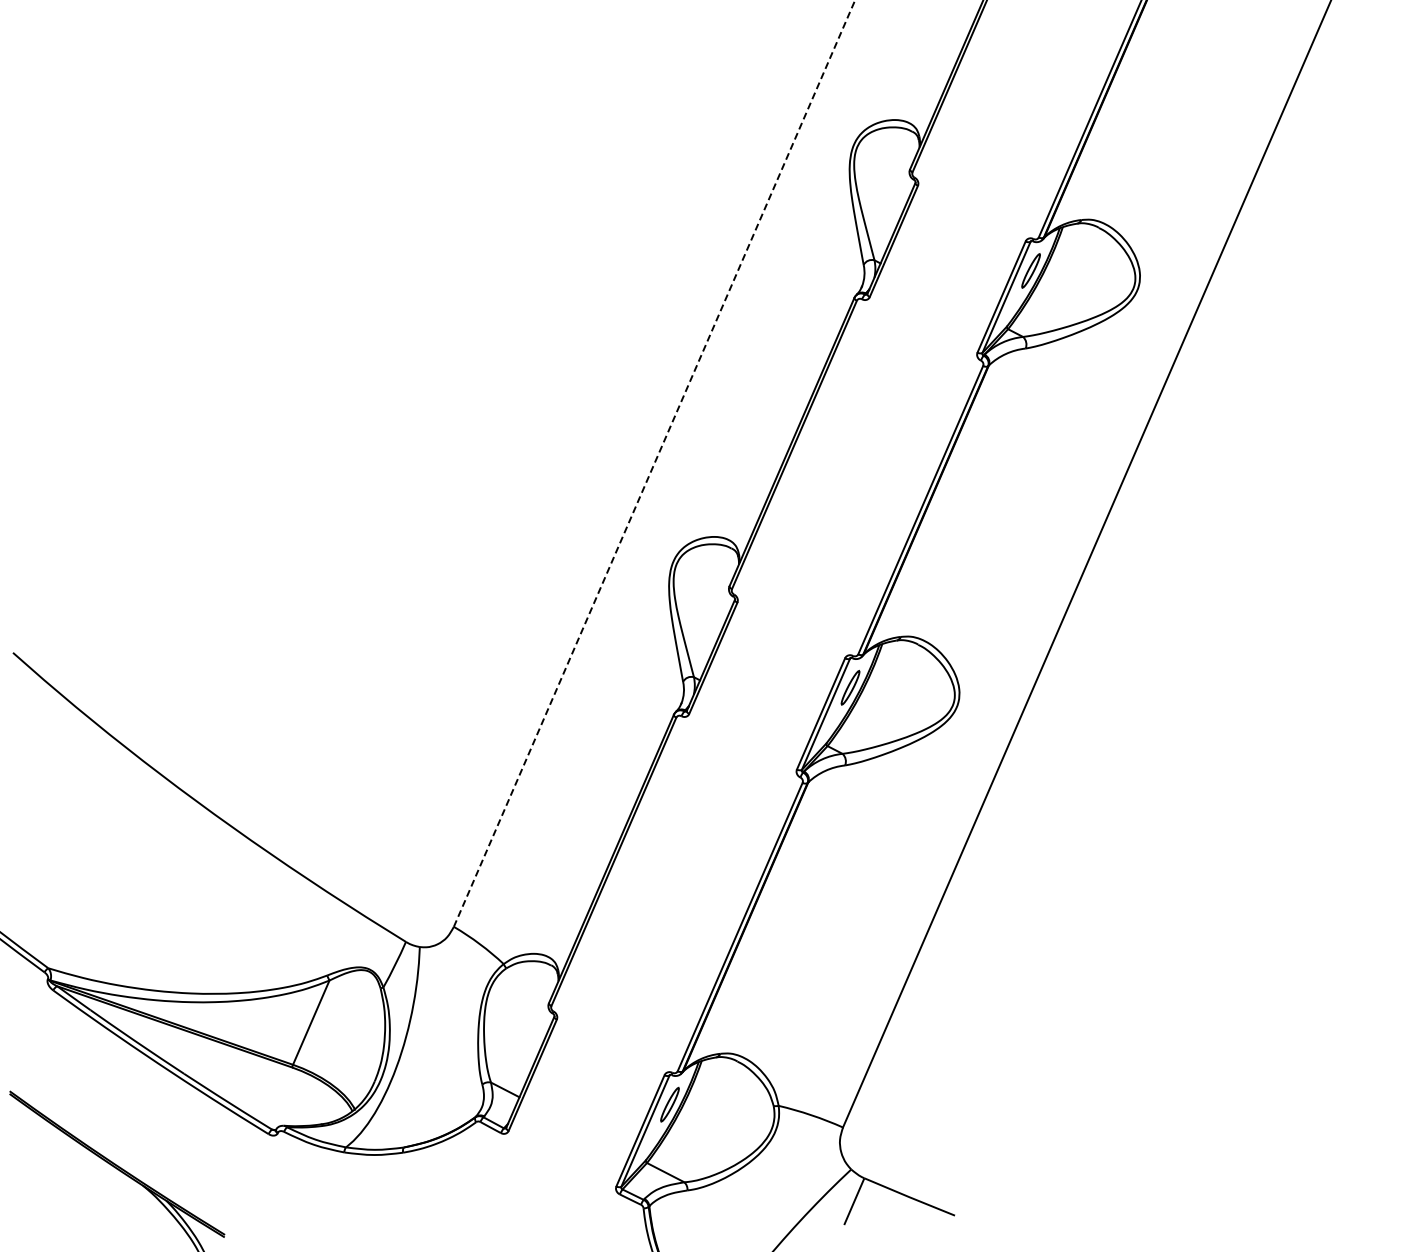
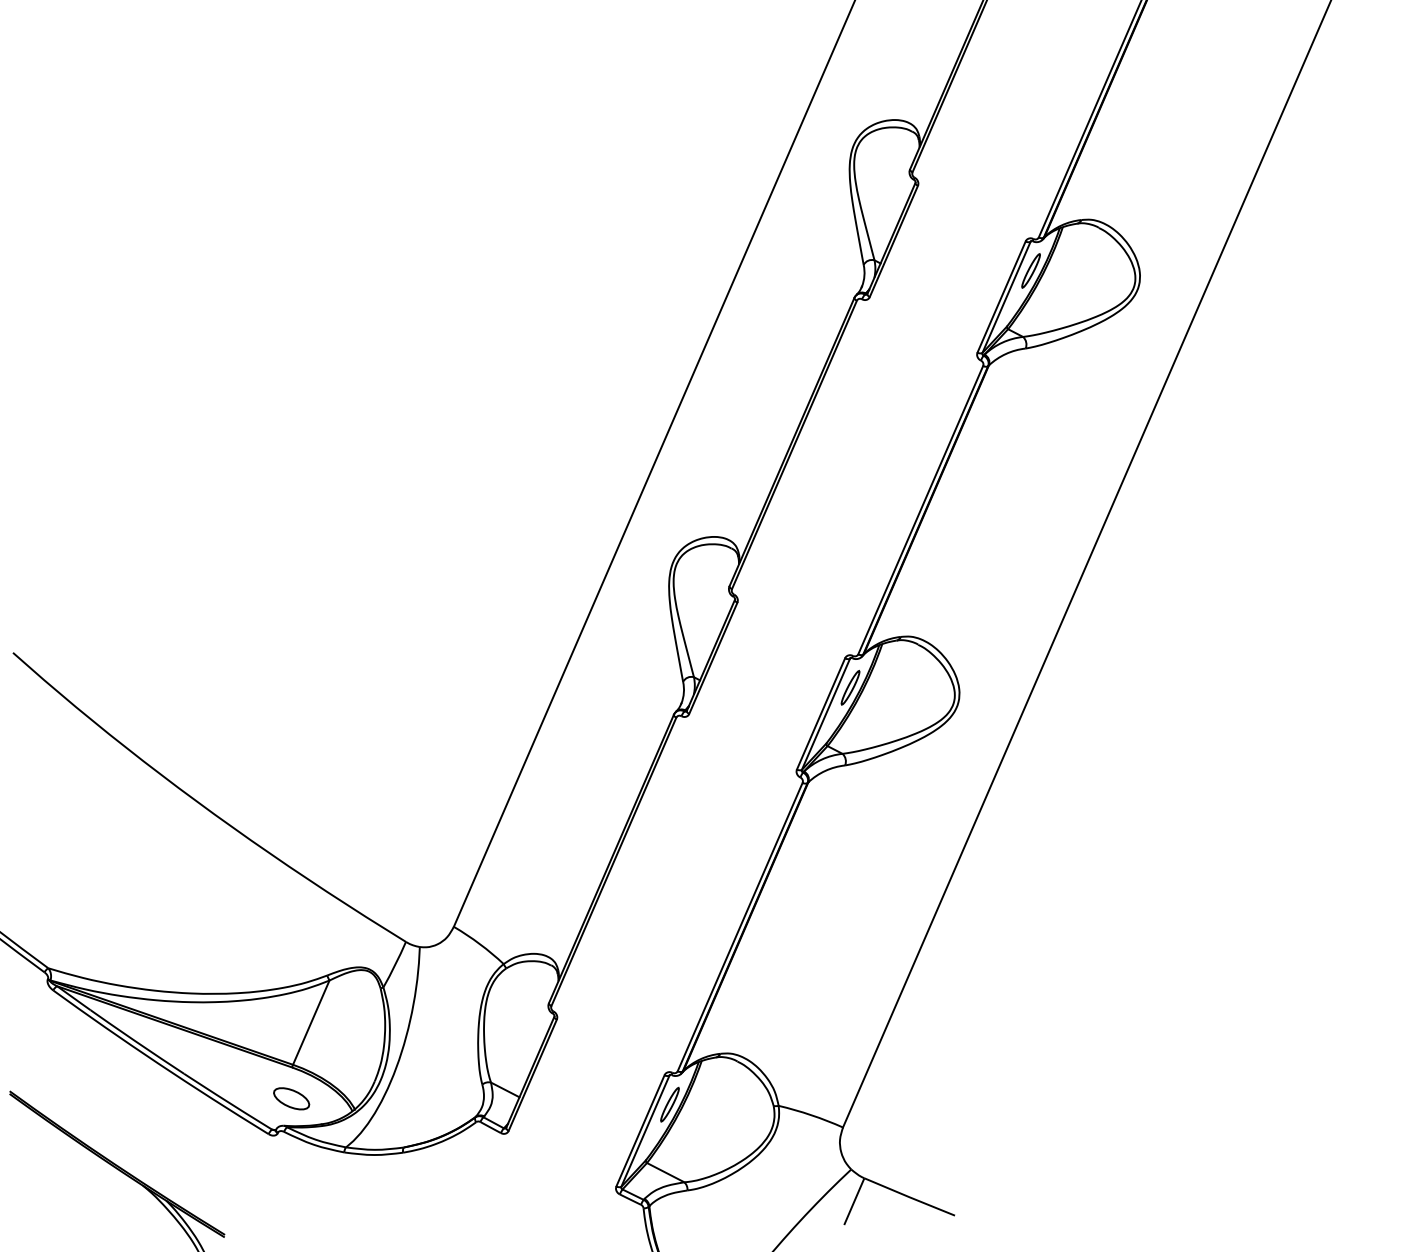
line: dashed -> solid (654, 463)
part: none -> present (291, 1098)
